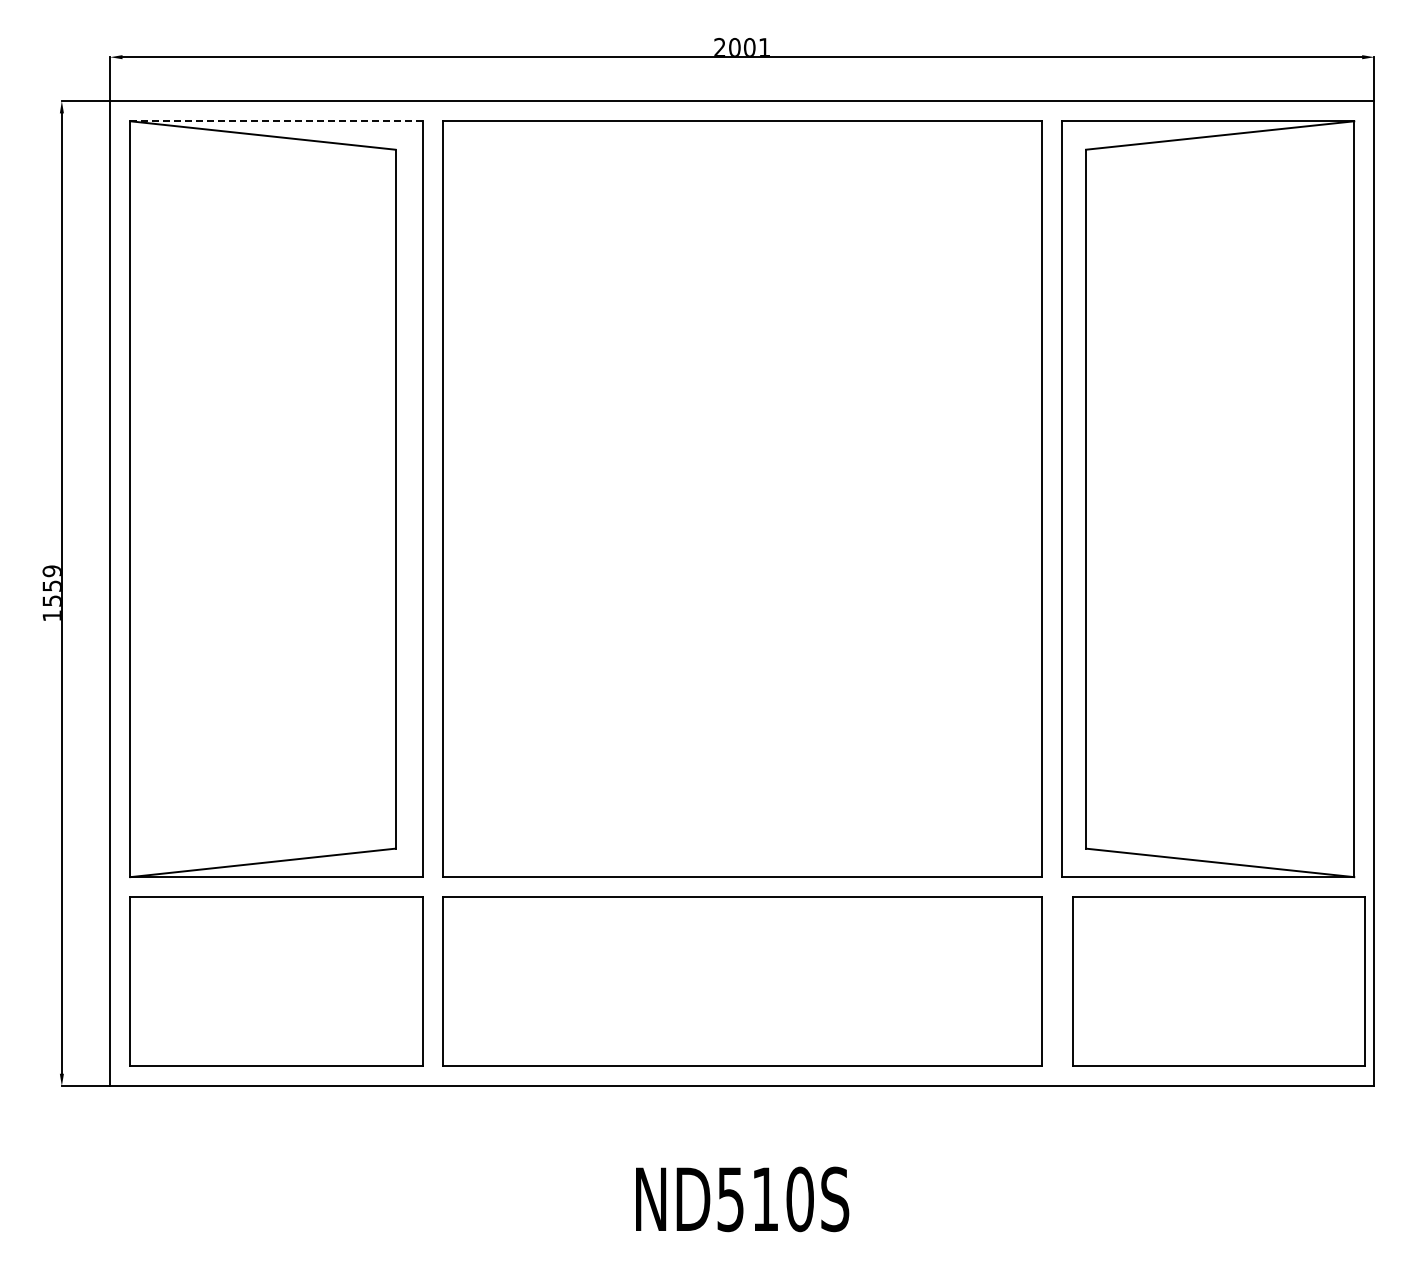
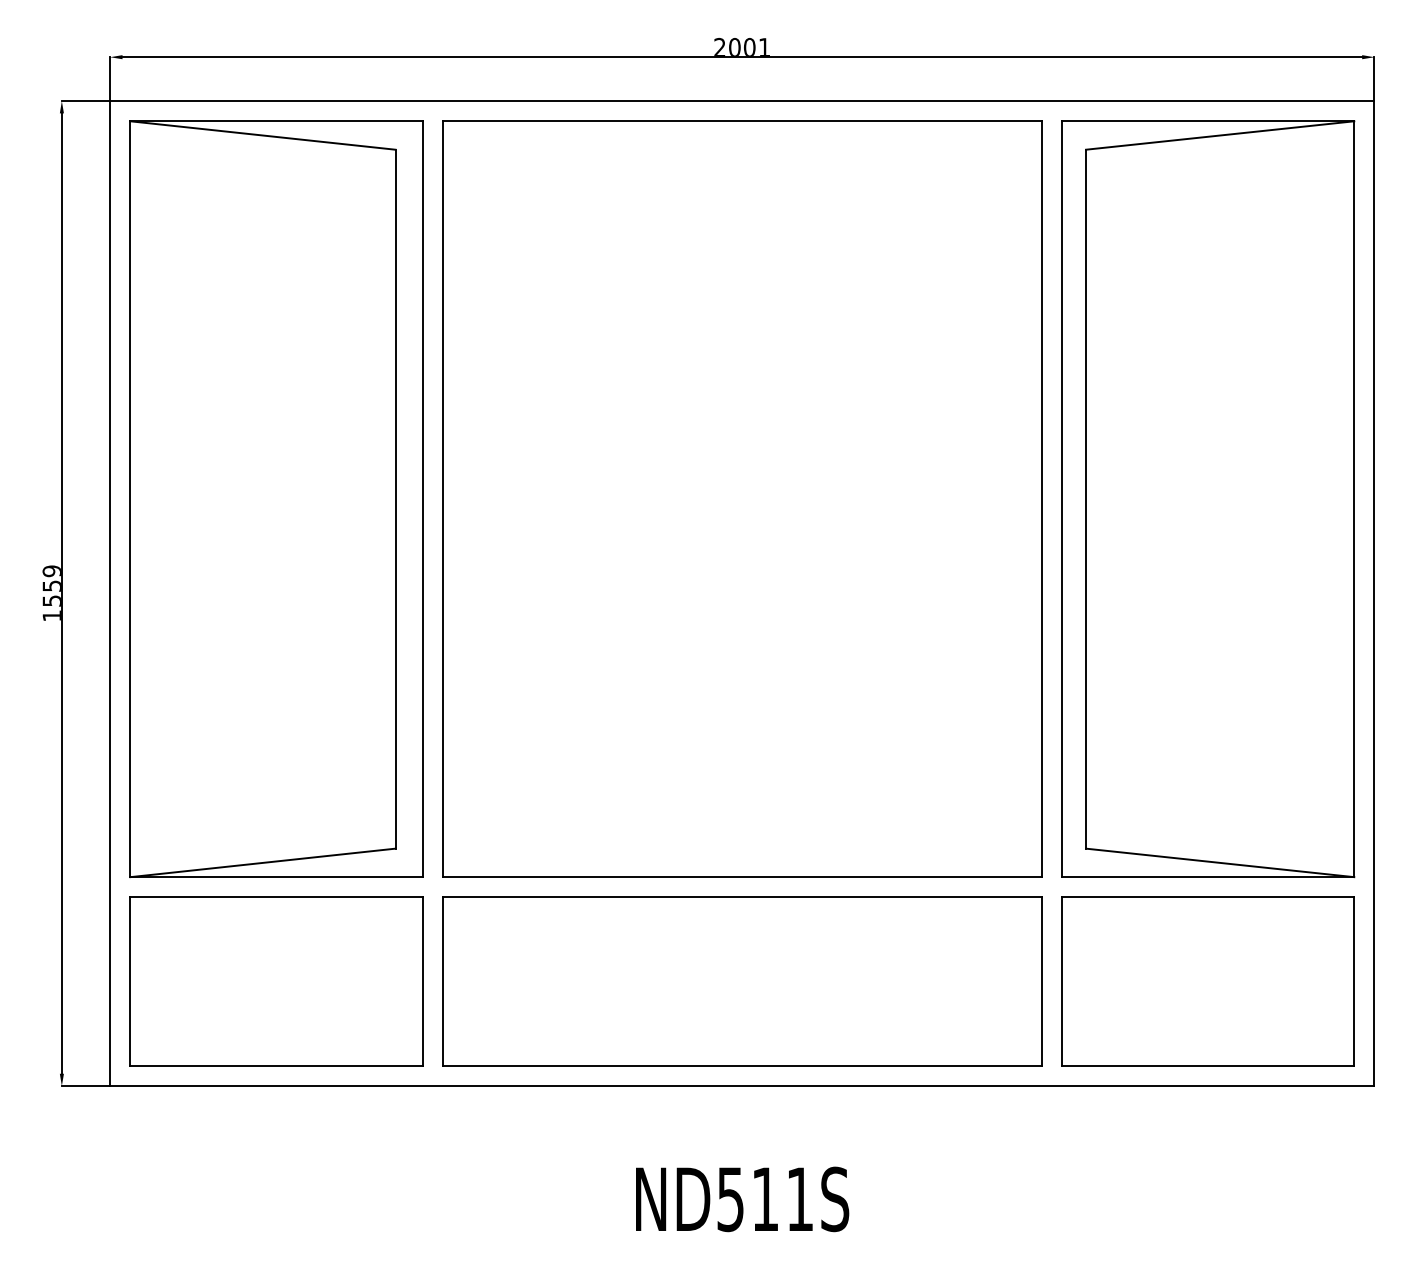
line: dashed -> solid (277, 121)
part position: (1218, 981) -> (1207, 981) (1207, 981)
text: ND510S -> ND511S (799, 1199)
